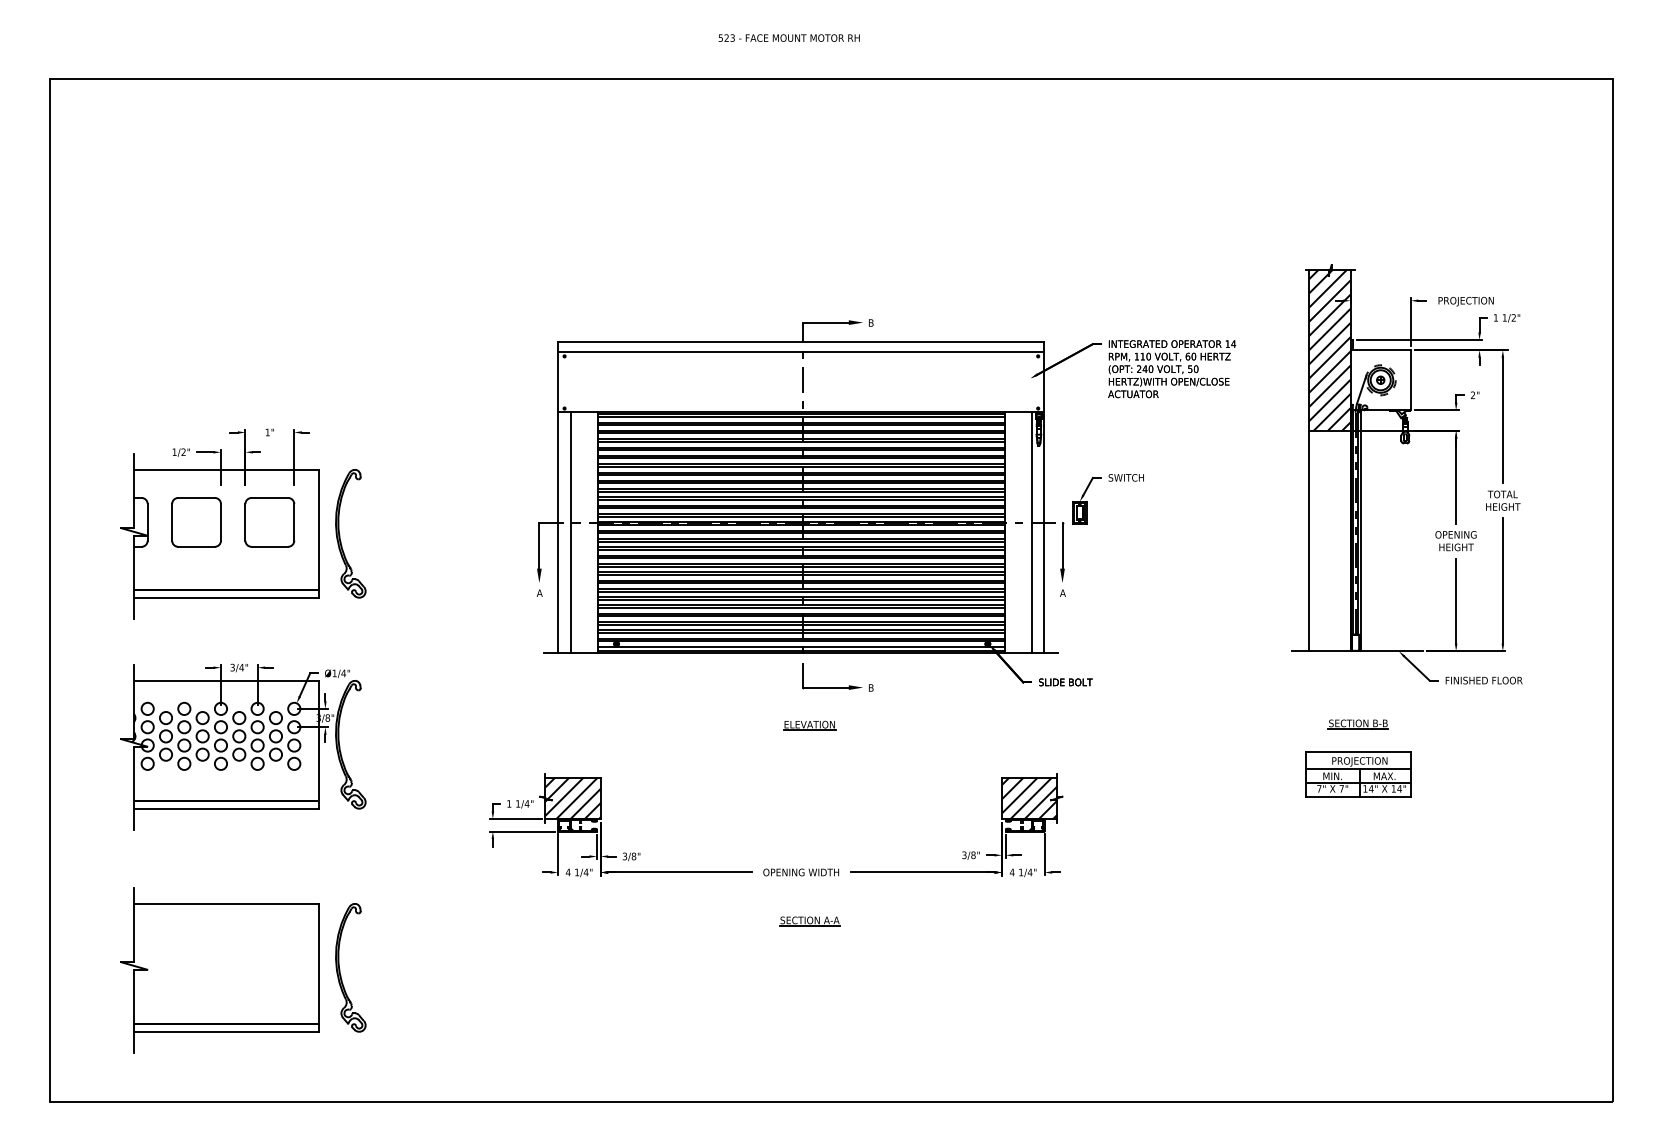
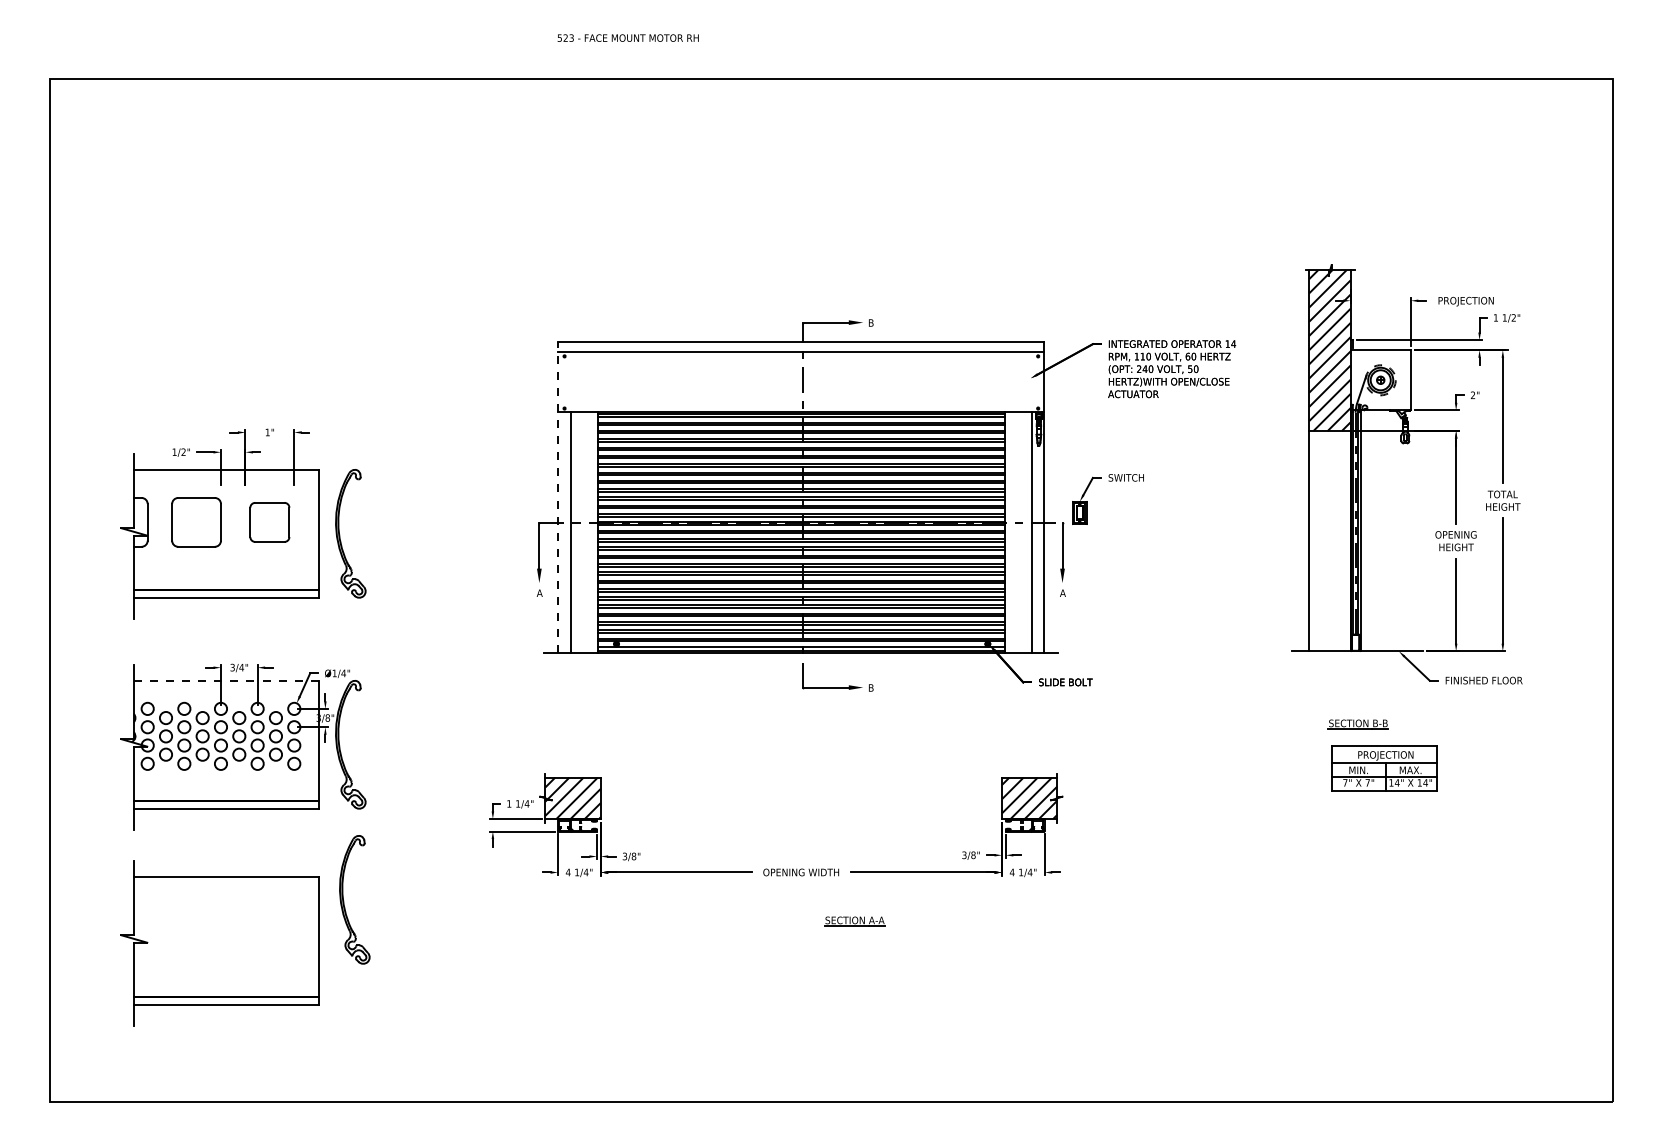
text position: (788, 37) -> (627, 37) (627, 37)
line: solid -> dashed (558, 497)
part size: 52x51 px -> 42x41 px (269, 522)
line: solid -> dashed (225, 680)
part: present -> none (809, 725)
part position: (1358, 774) -> (1384, 768) (1384, 768)
part position: (809, 921) -> (854, 921) (854, 921)
part position: (340, 968) -> (344, 900) (344, 900)
part position: (219, 970) -> (219, 943) (219, 943)
